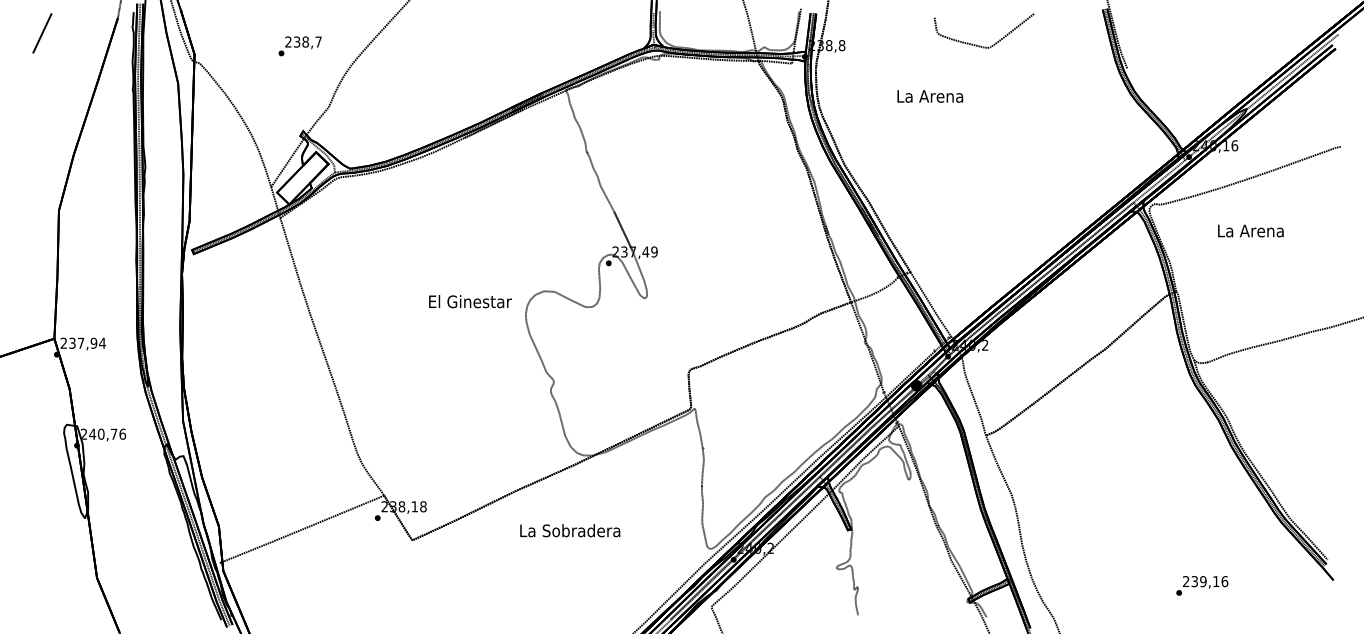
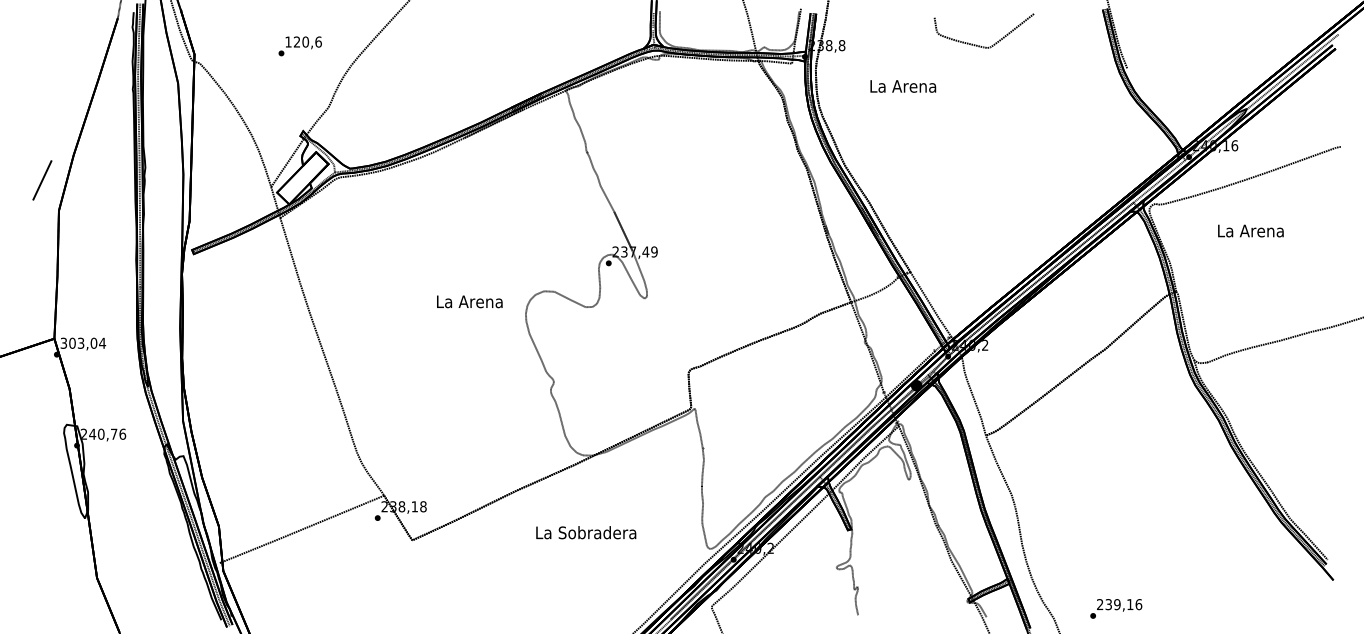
line position: (42, 33) -> (42, 180) (42, 180)
text: 238,7 -> 120,6 (303, 41)
text position: (930, 96) -> (903, 86) (903, 86)
text: El Ginestar -> La Arena (470, 301)
text: 237,94 -> 303,04 (78, 342)
text position: (570, 530) -> (586, 532) (586, 532)
text position: (1202, 585) -> (1116, 608) (1116, 608)
